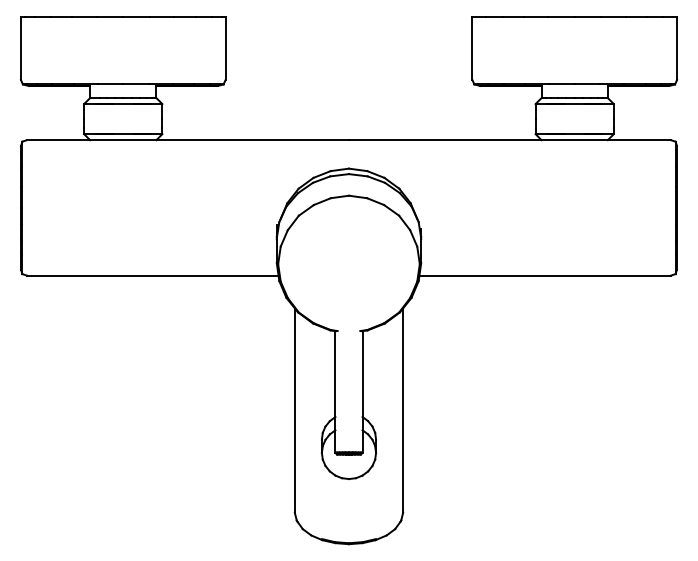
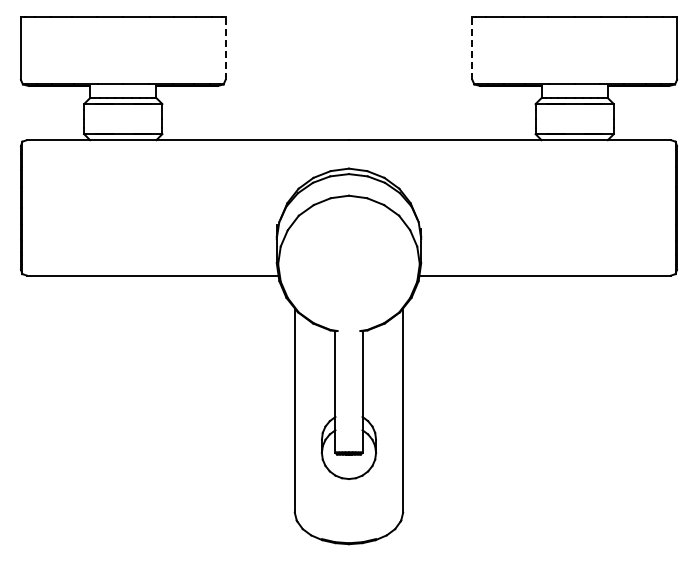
line: solid -> dashed (225, 48)
line: solid -> dashed (472, 48)
